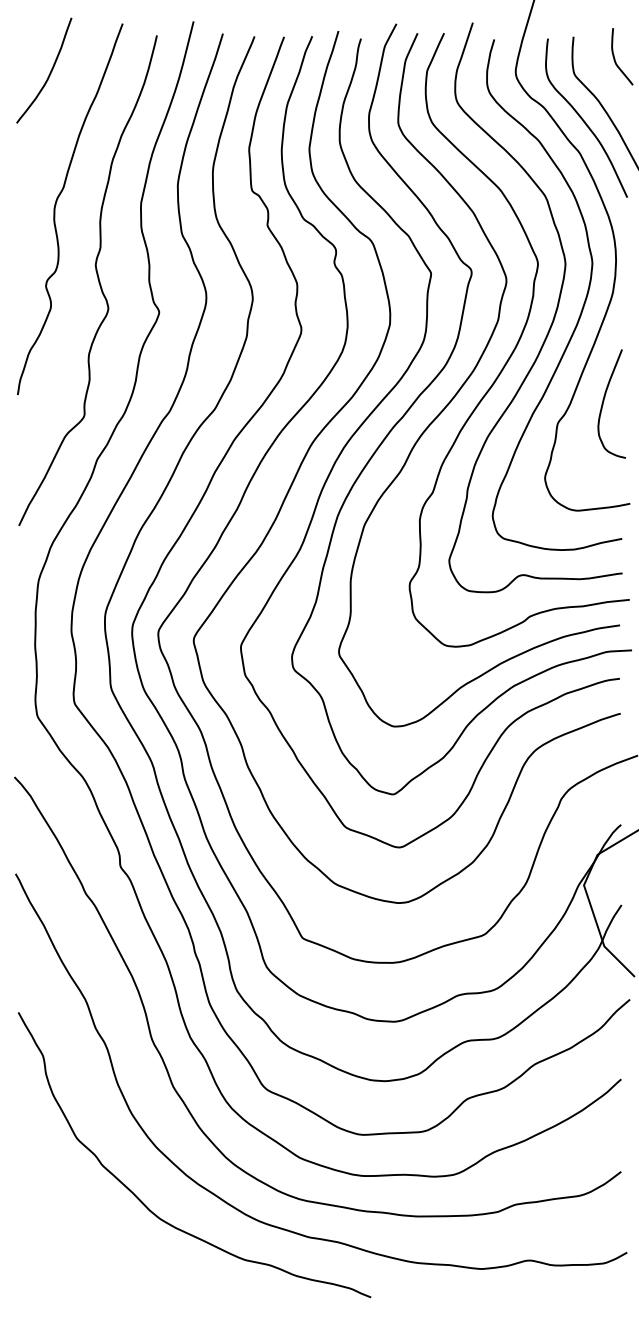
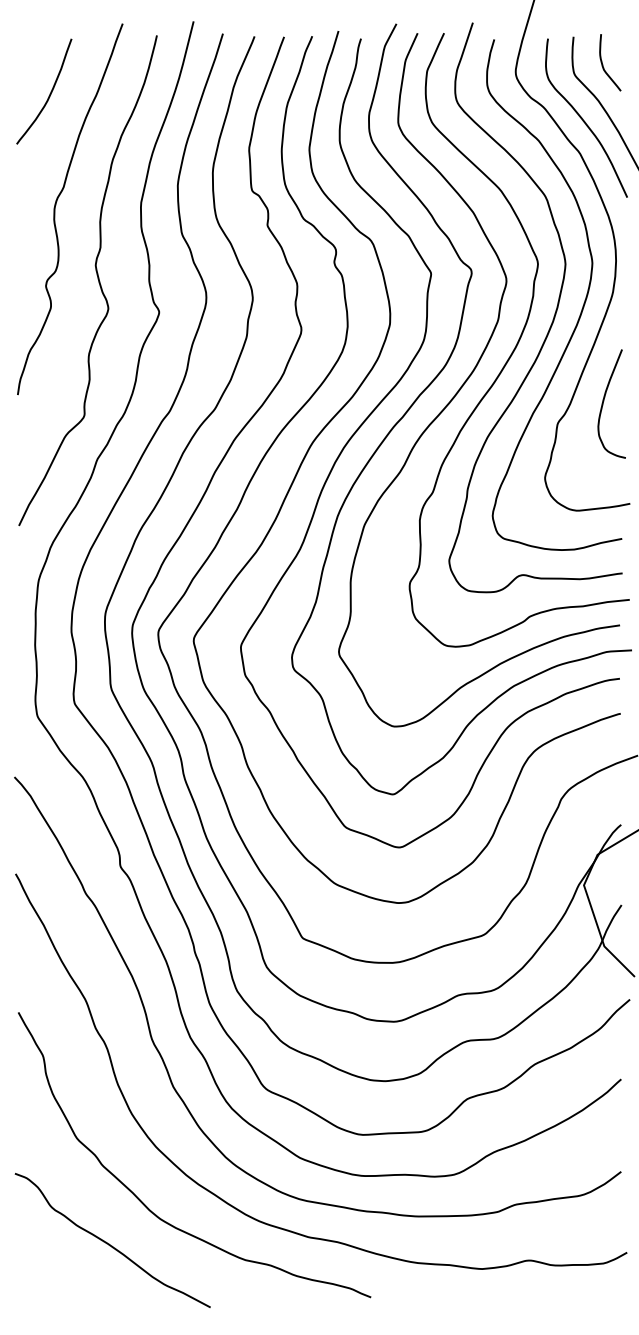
curve position: (615, 58) -> (603, 64) (603, 64)
curve position: (49, 72) -> (49, 93) (49, 93)
curve: none -> present (109, 1243)
